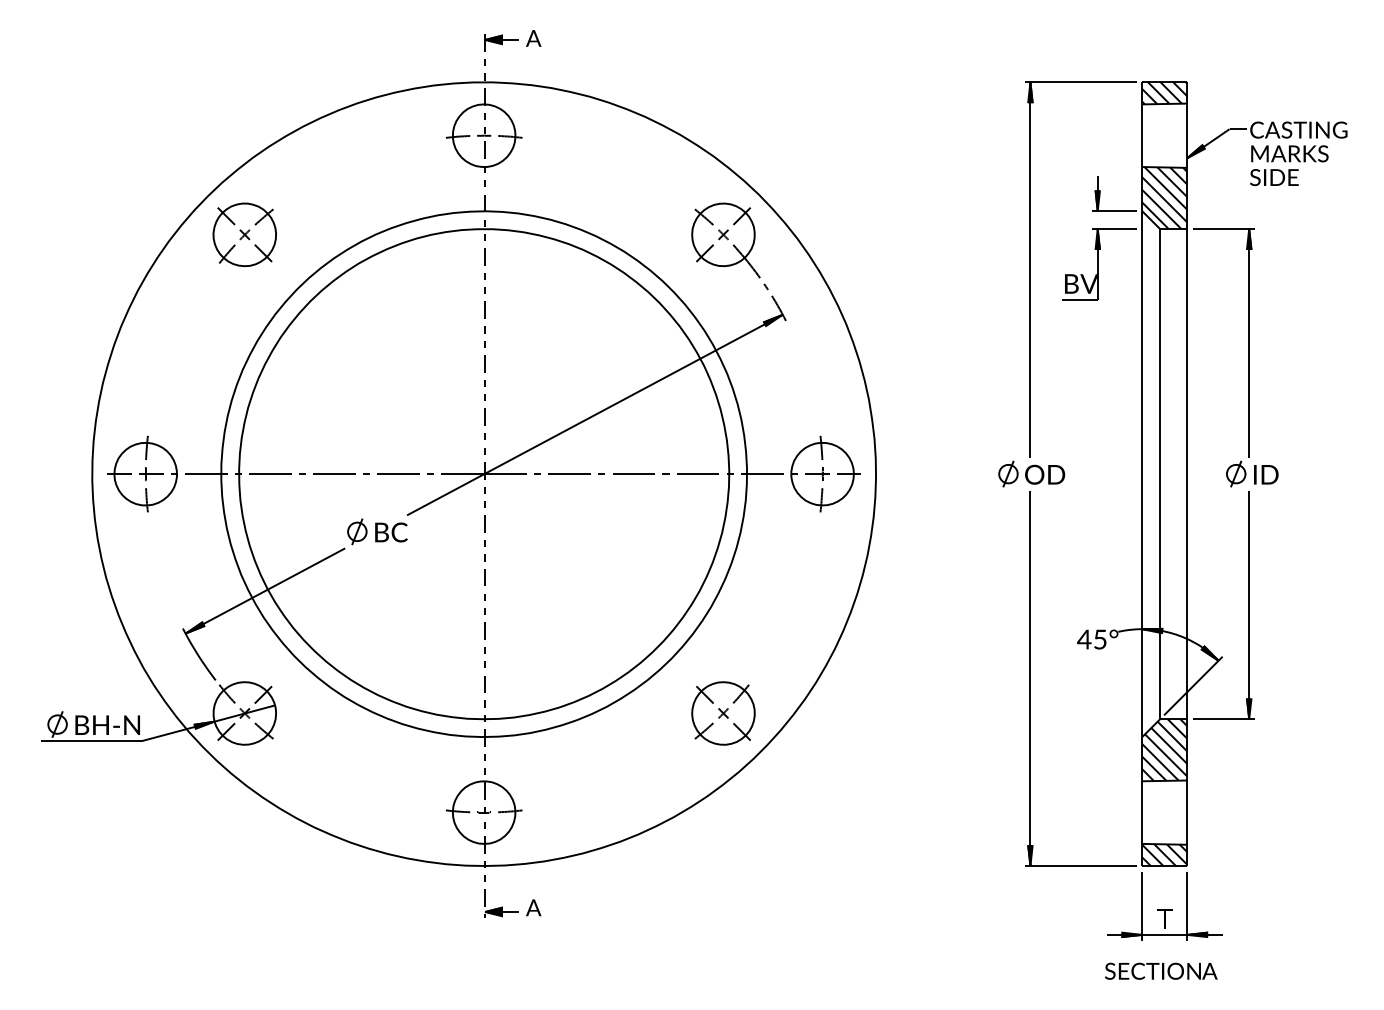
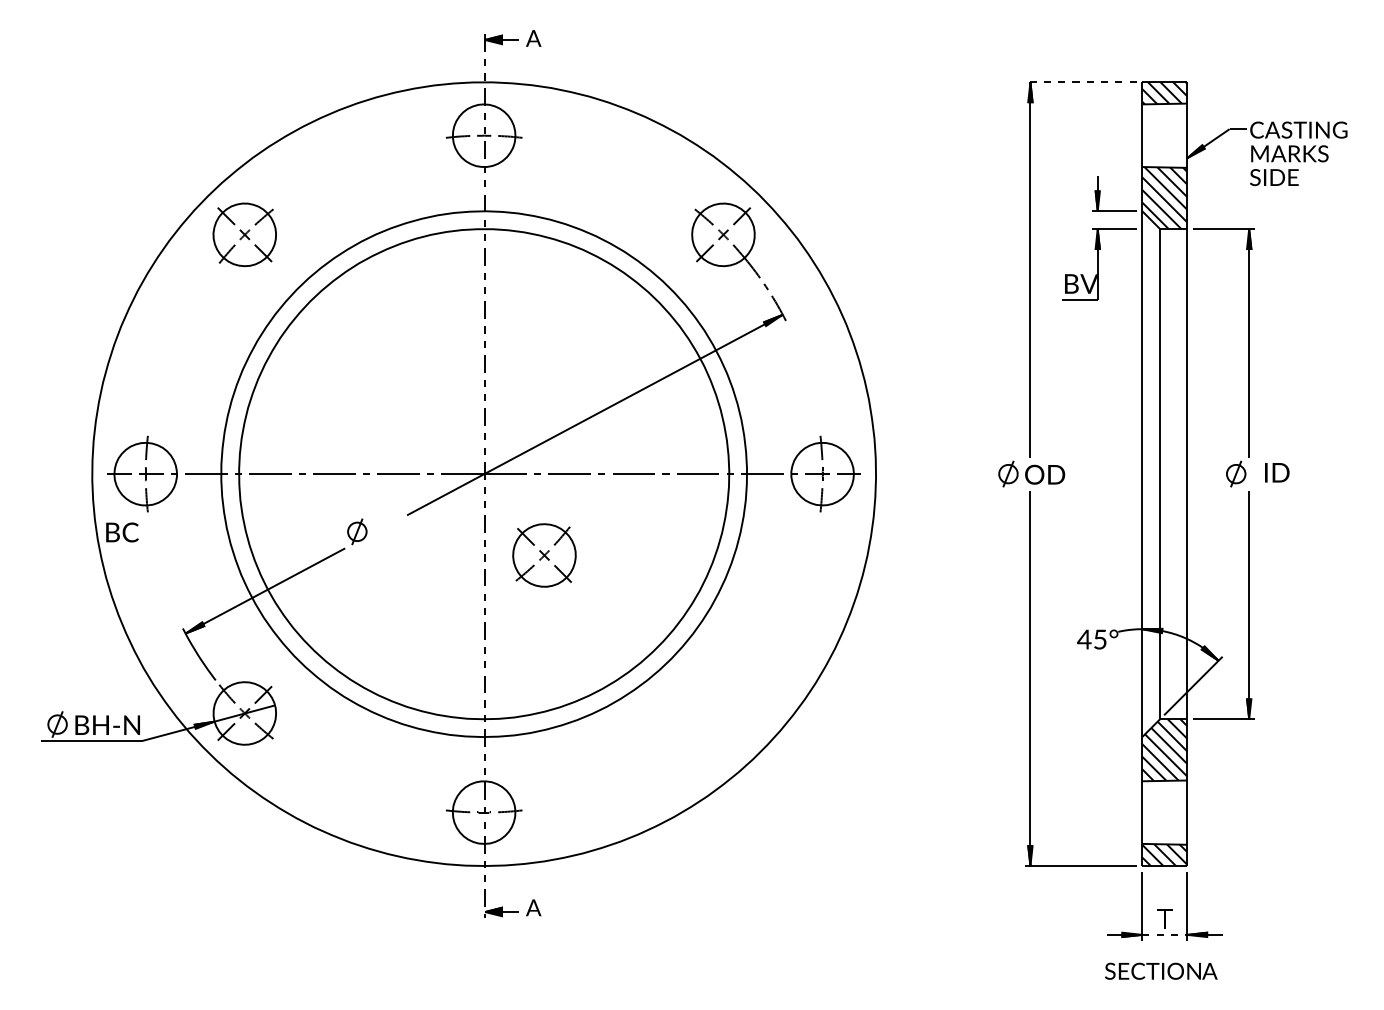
line: solid -> dashed (1080, 82)
text position: (1266, 474) -> (1277, 472) (1277, 472)
text position: (391, 532) -> (122, 532) (122, 532)
part position: (723, 713) -> (544, 555) (544, 555)
line: solid -> dashed (1165, 934)
